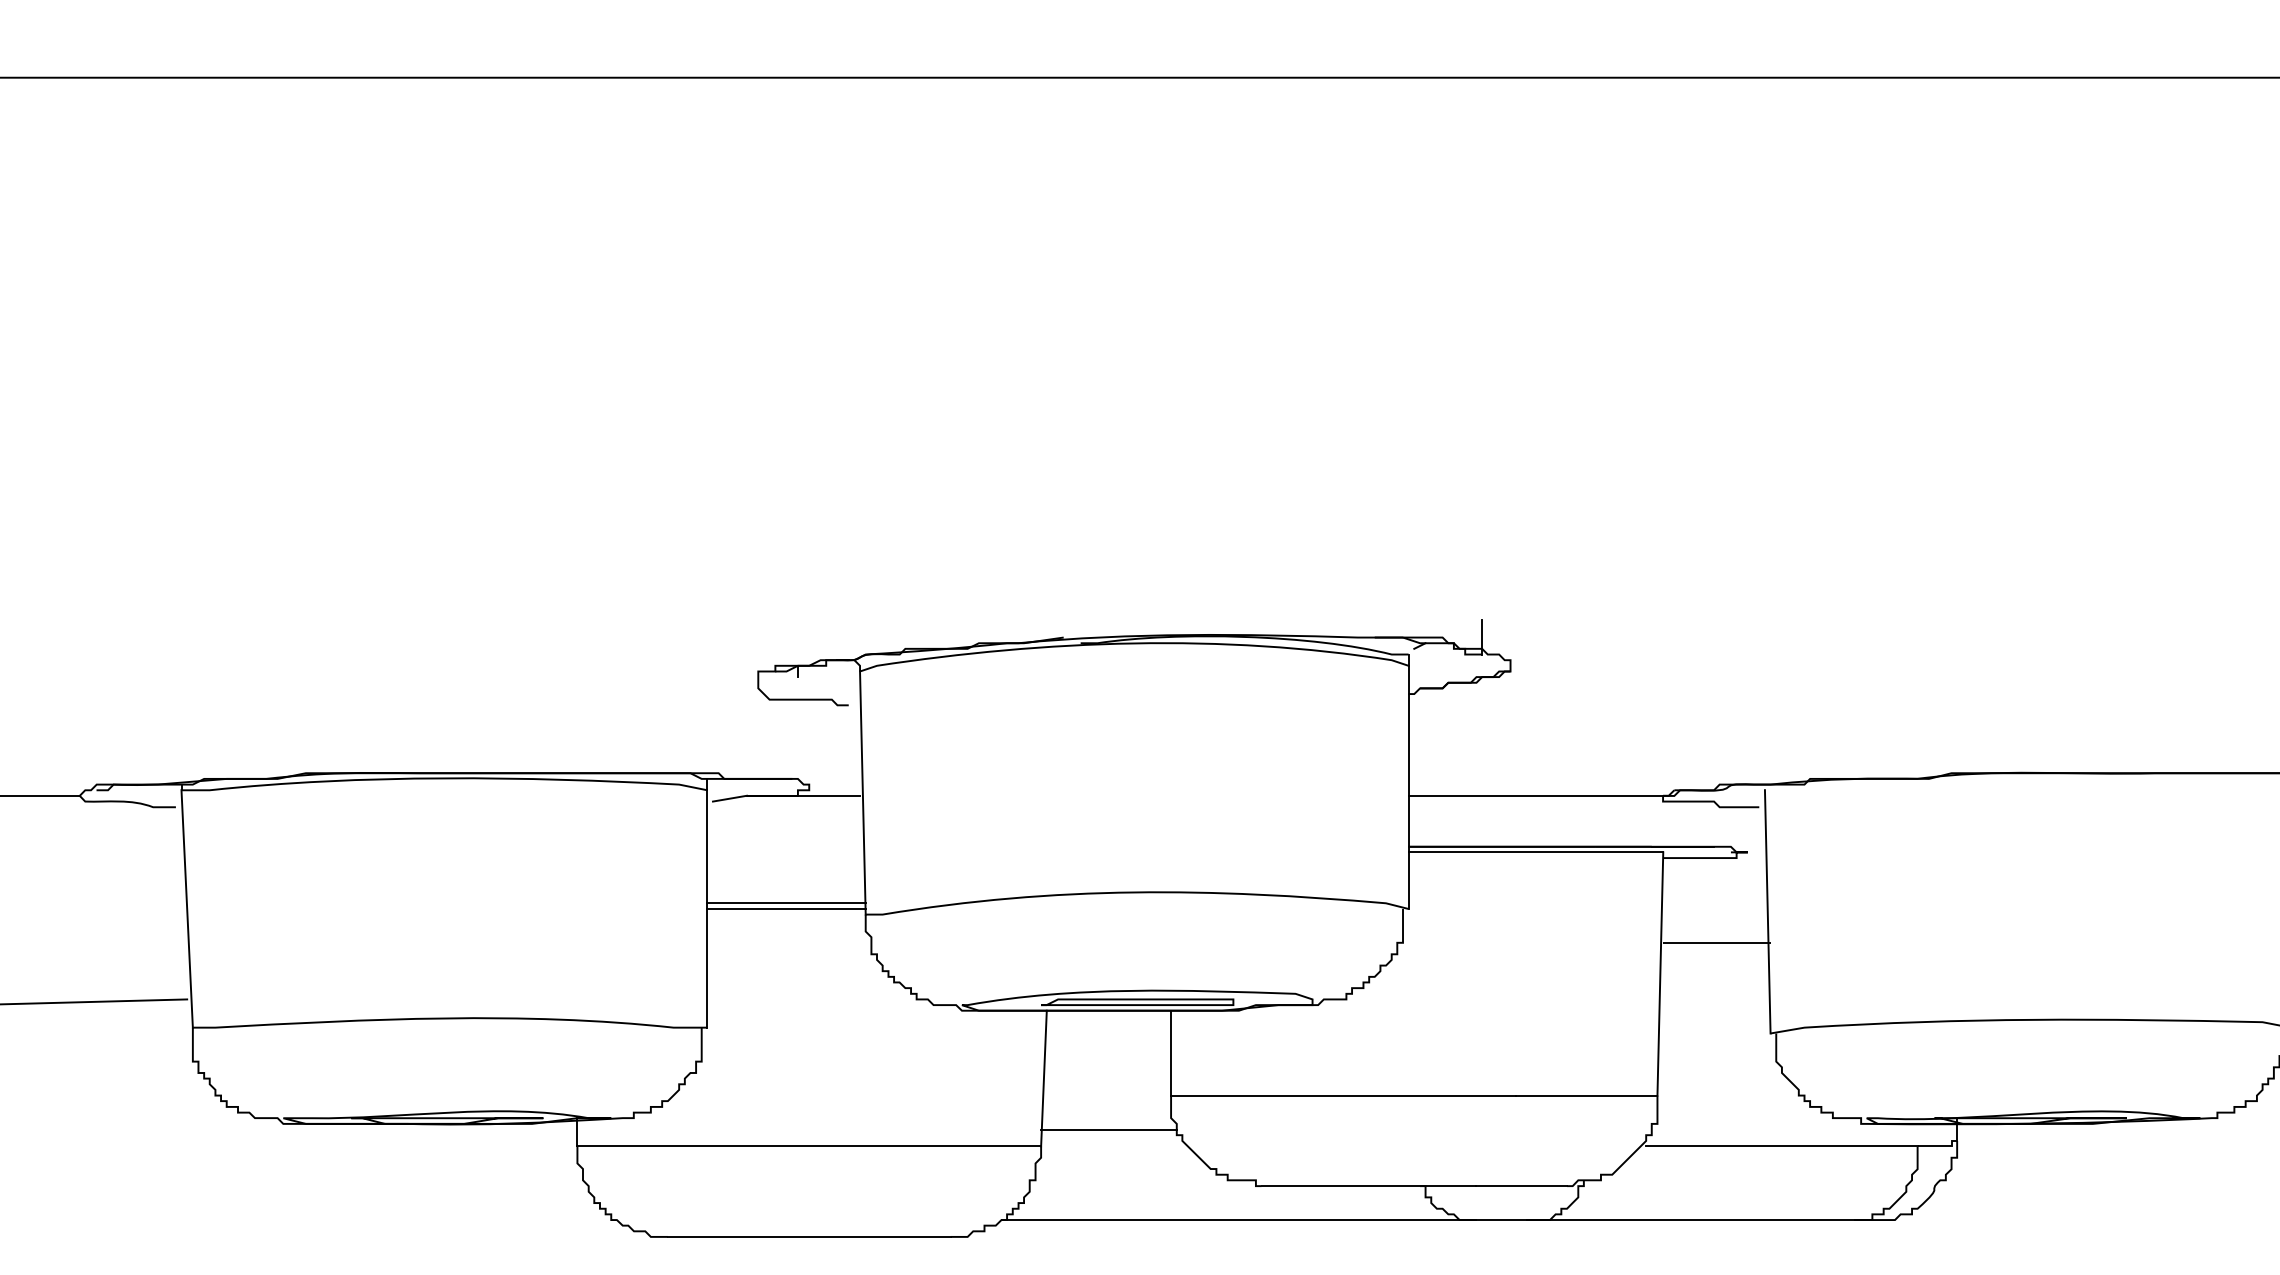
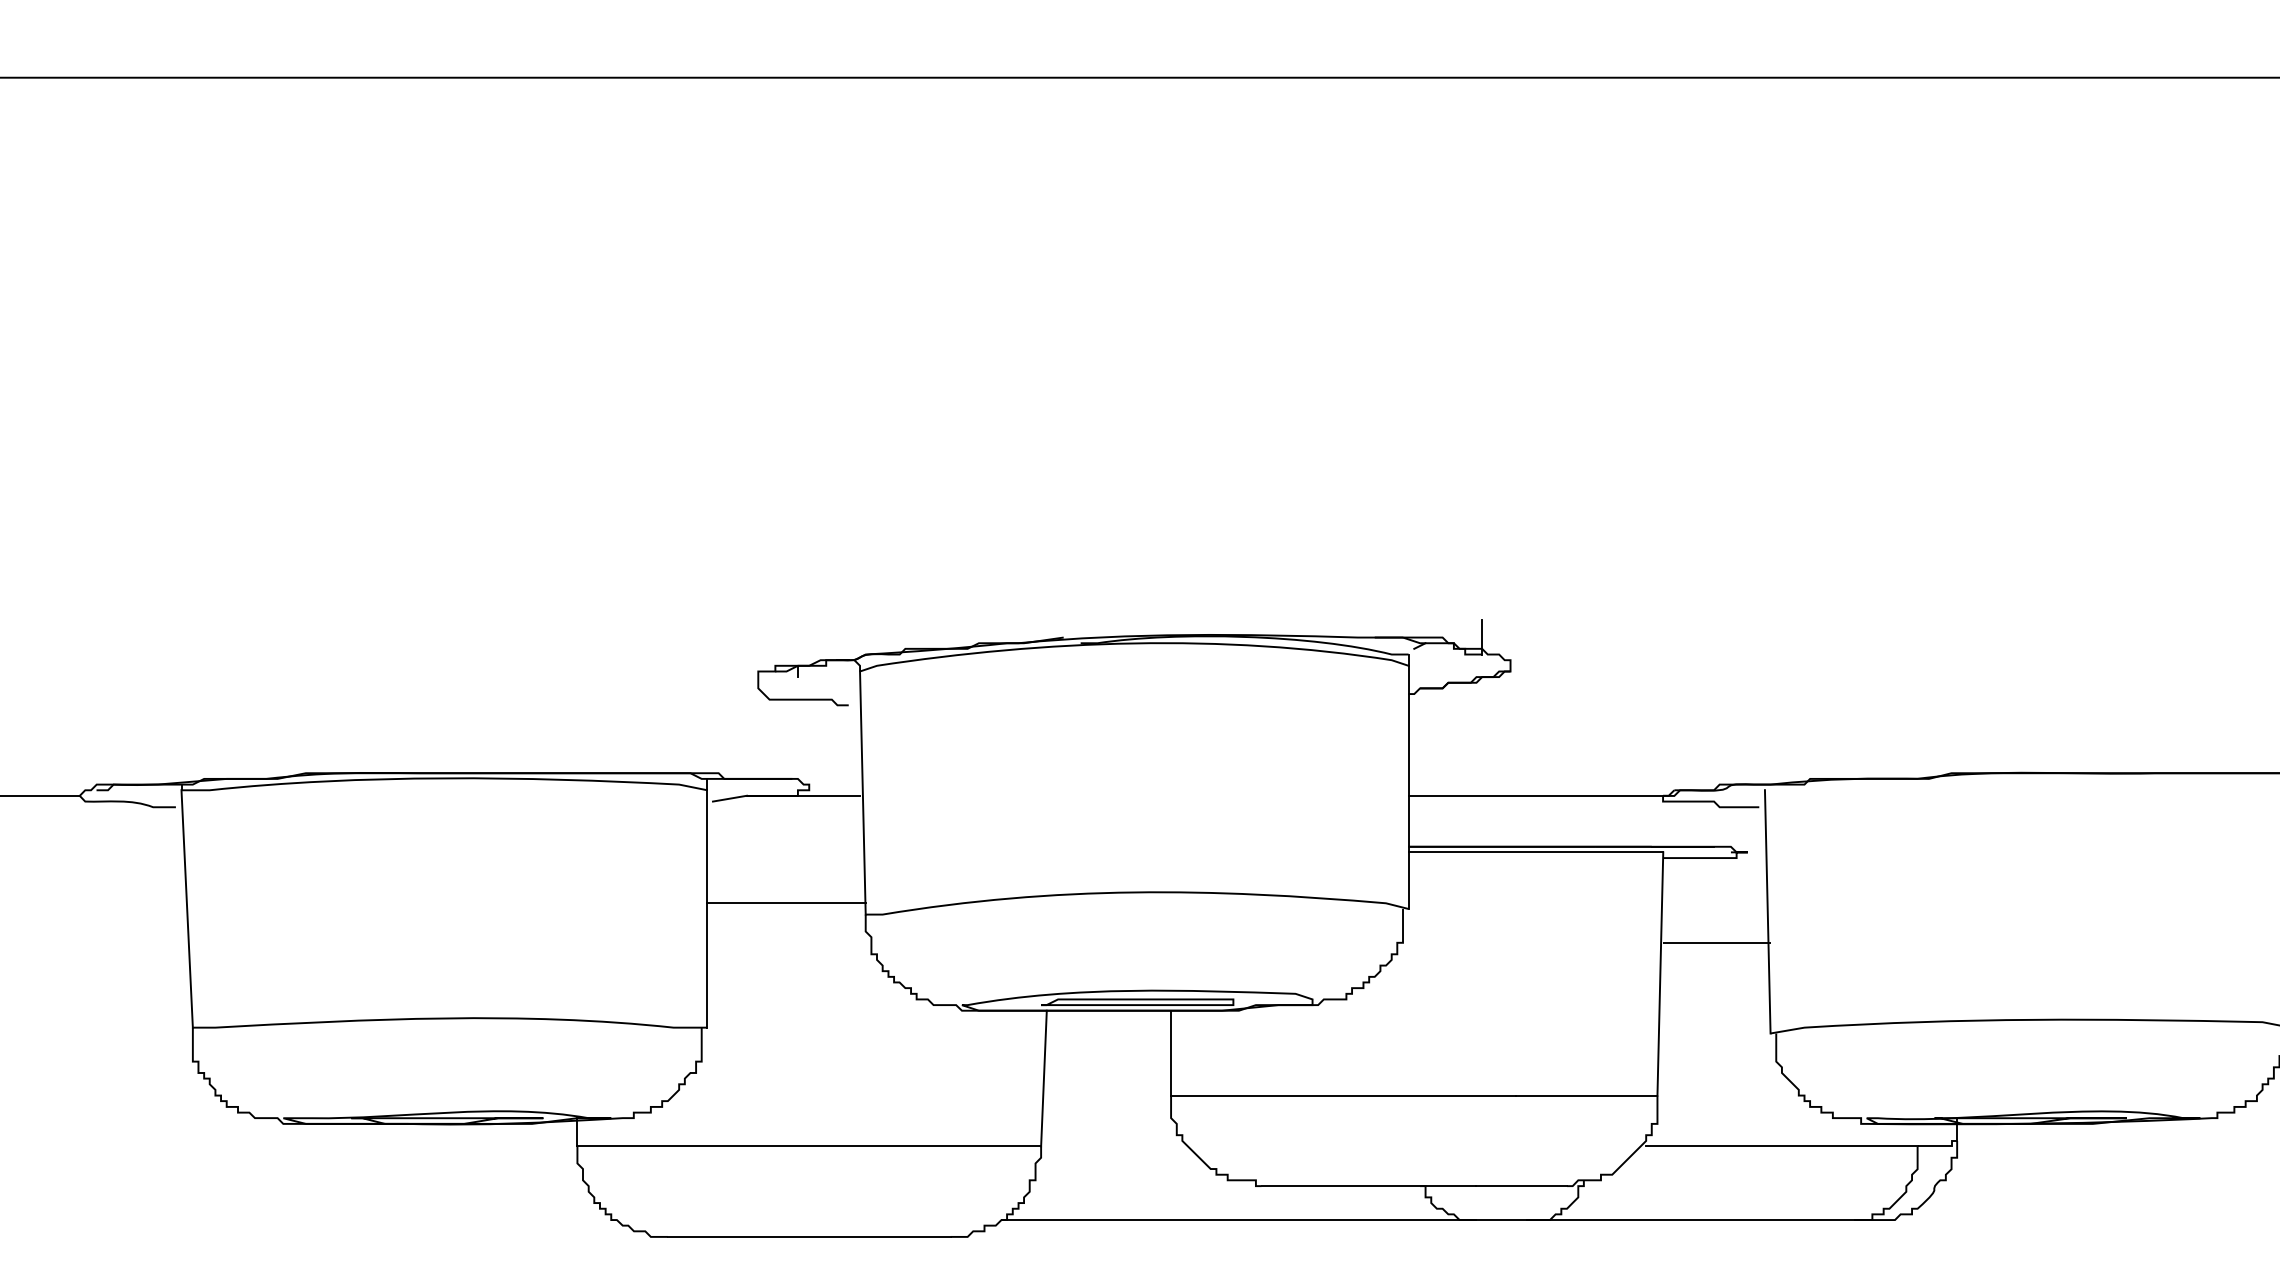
line: present -> none (786, 908)
line: present -> none (94, 1001)
line: present -> none (1108, 1129)
